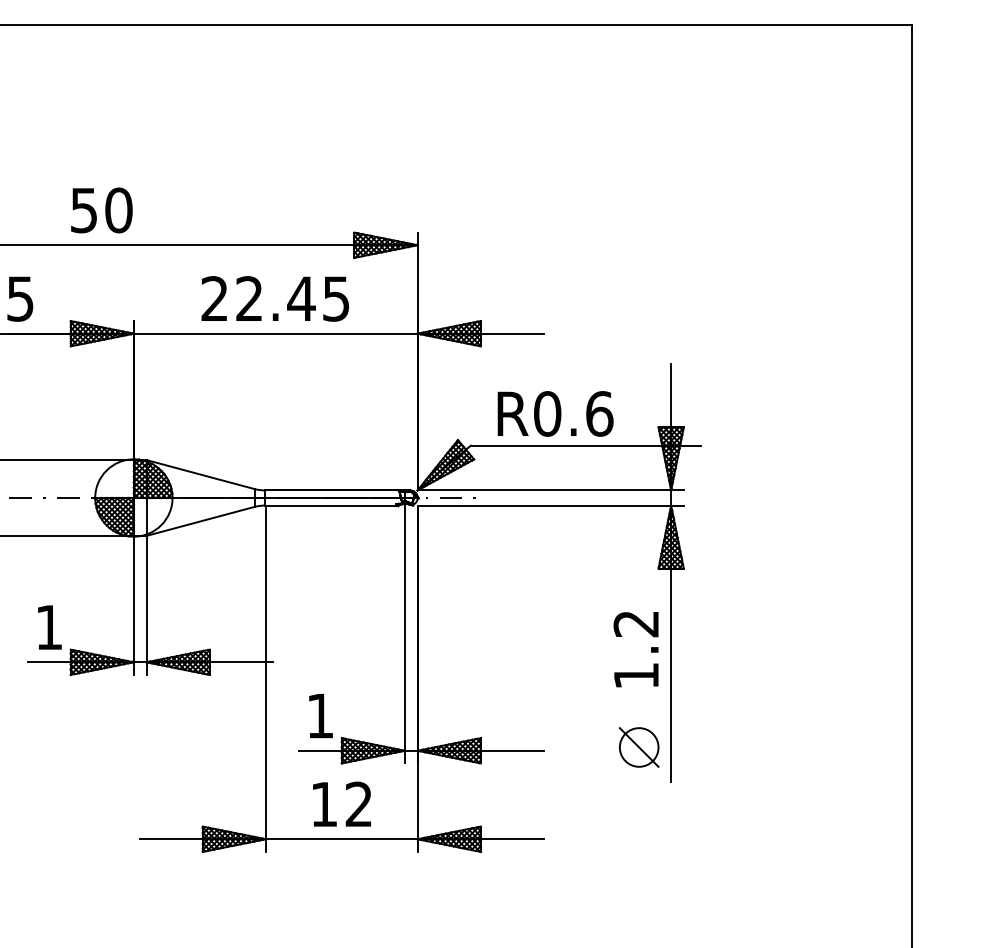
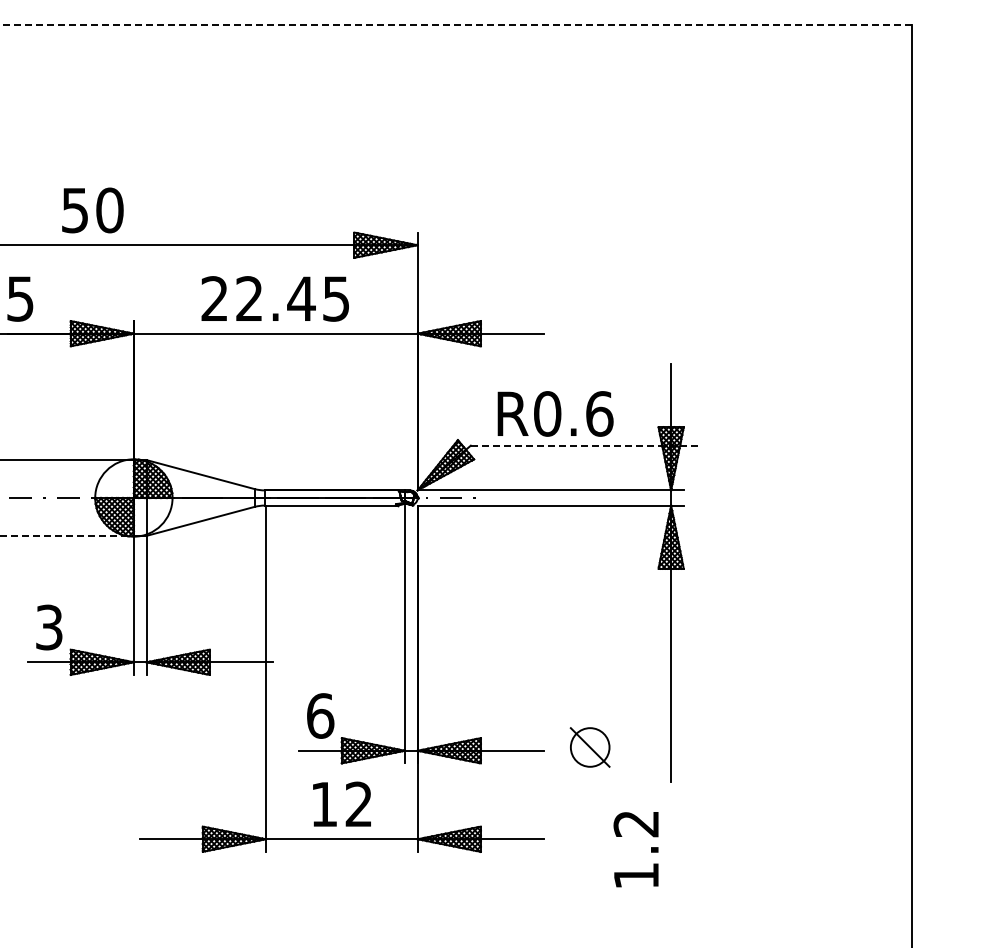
line: solid -> dashed (455, 25)
text position: (101, 210) -> (92, 210) (92, 210)
line: solid -> dashed (585, 445)
line: solid -> dashed (67, 535)
text: 1 -> 3 (49, 627)
text position: (635, 649) -> (635, 849) (635, 849)
text: 1 -> 6 (320, 715)
part position: (638, 747) -> (589, 747) (589, 747)
